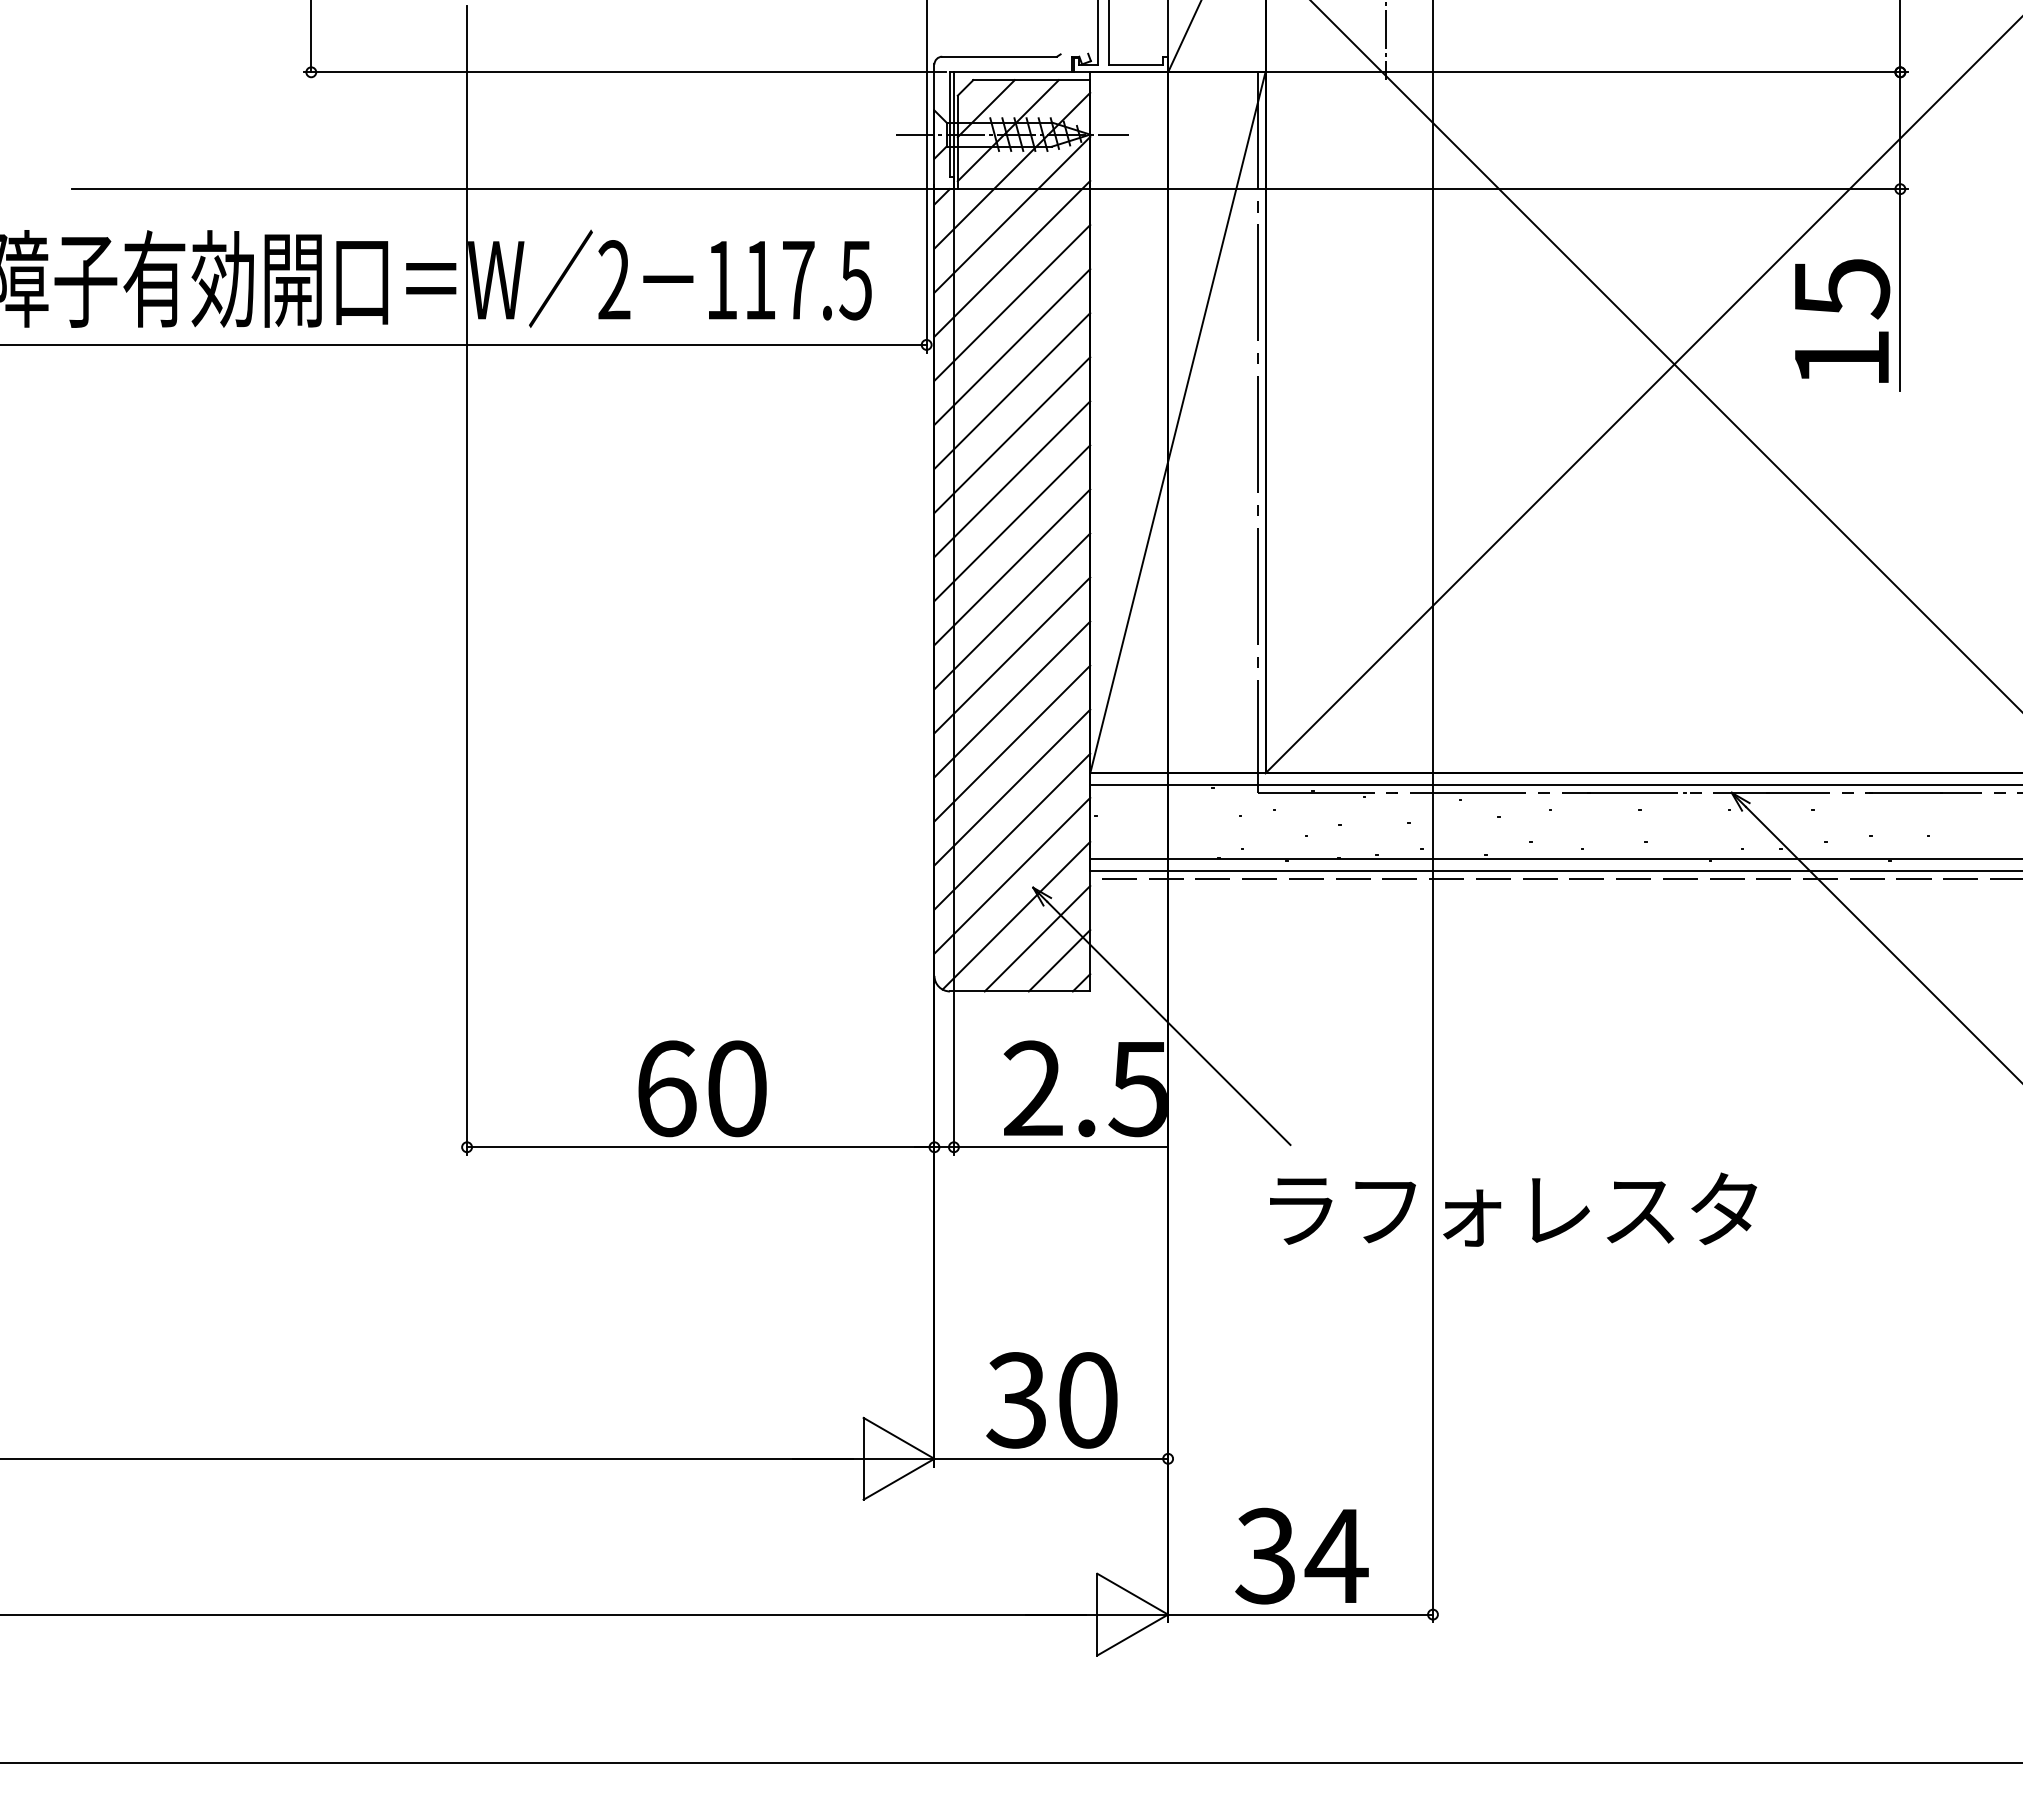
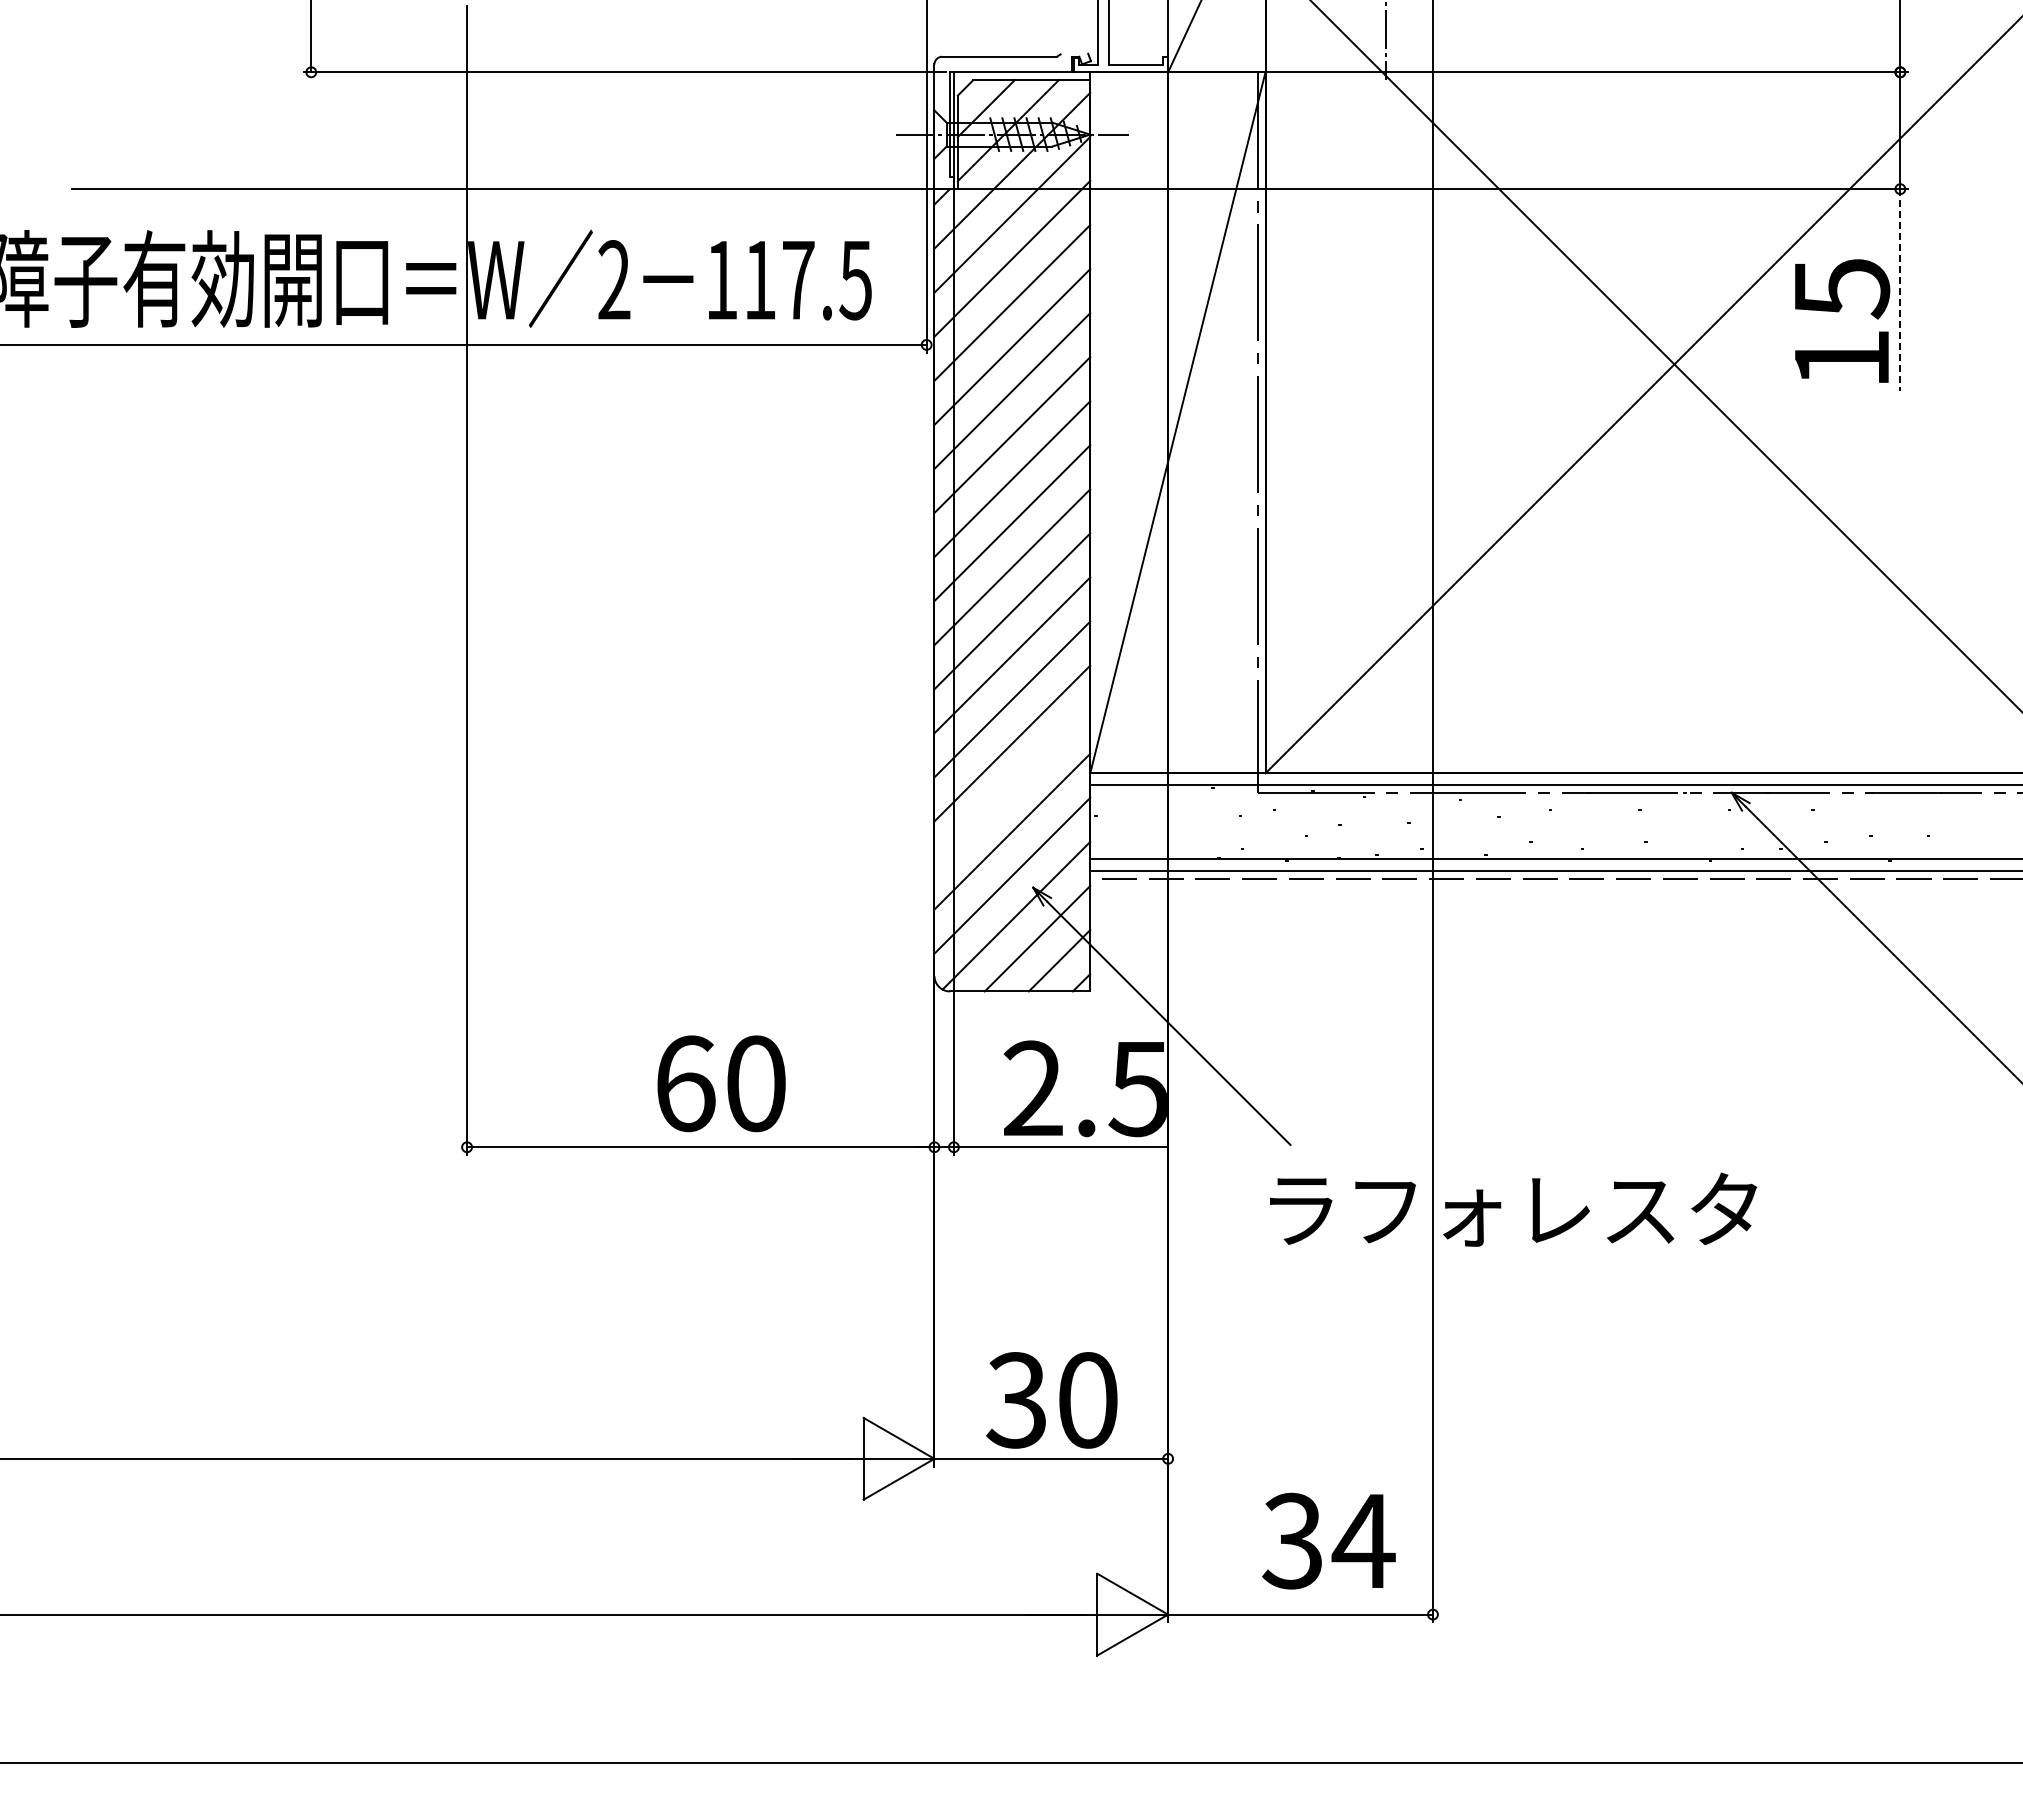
line: solid -> dashed (1900, 290)
line: present -> none (1012, 787)
text position: (702, 1088) -> (721, 1083) (721, 1083)
text position: (1301, 1555) -> (1328, 1540) (1328, 1540)
